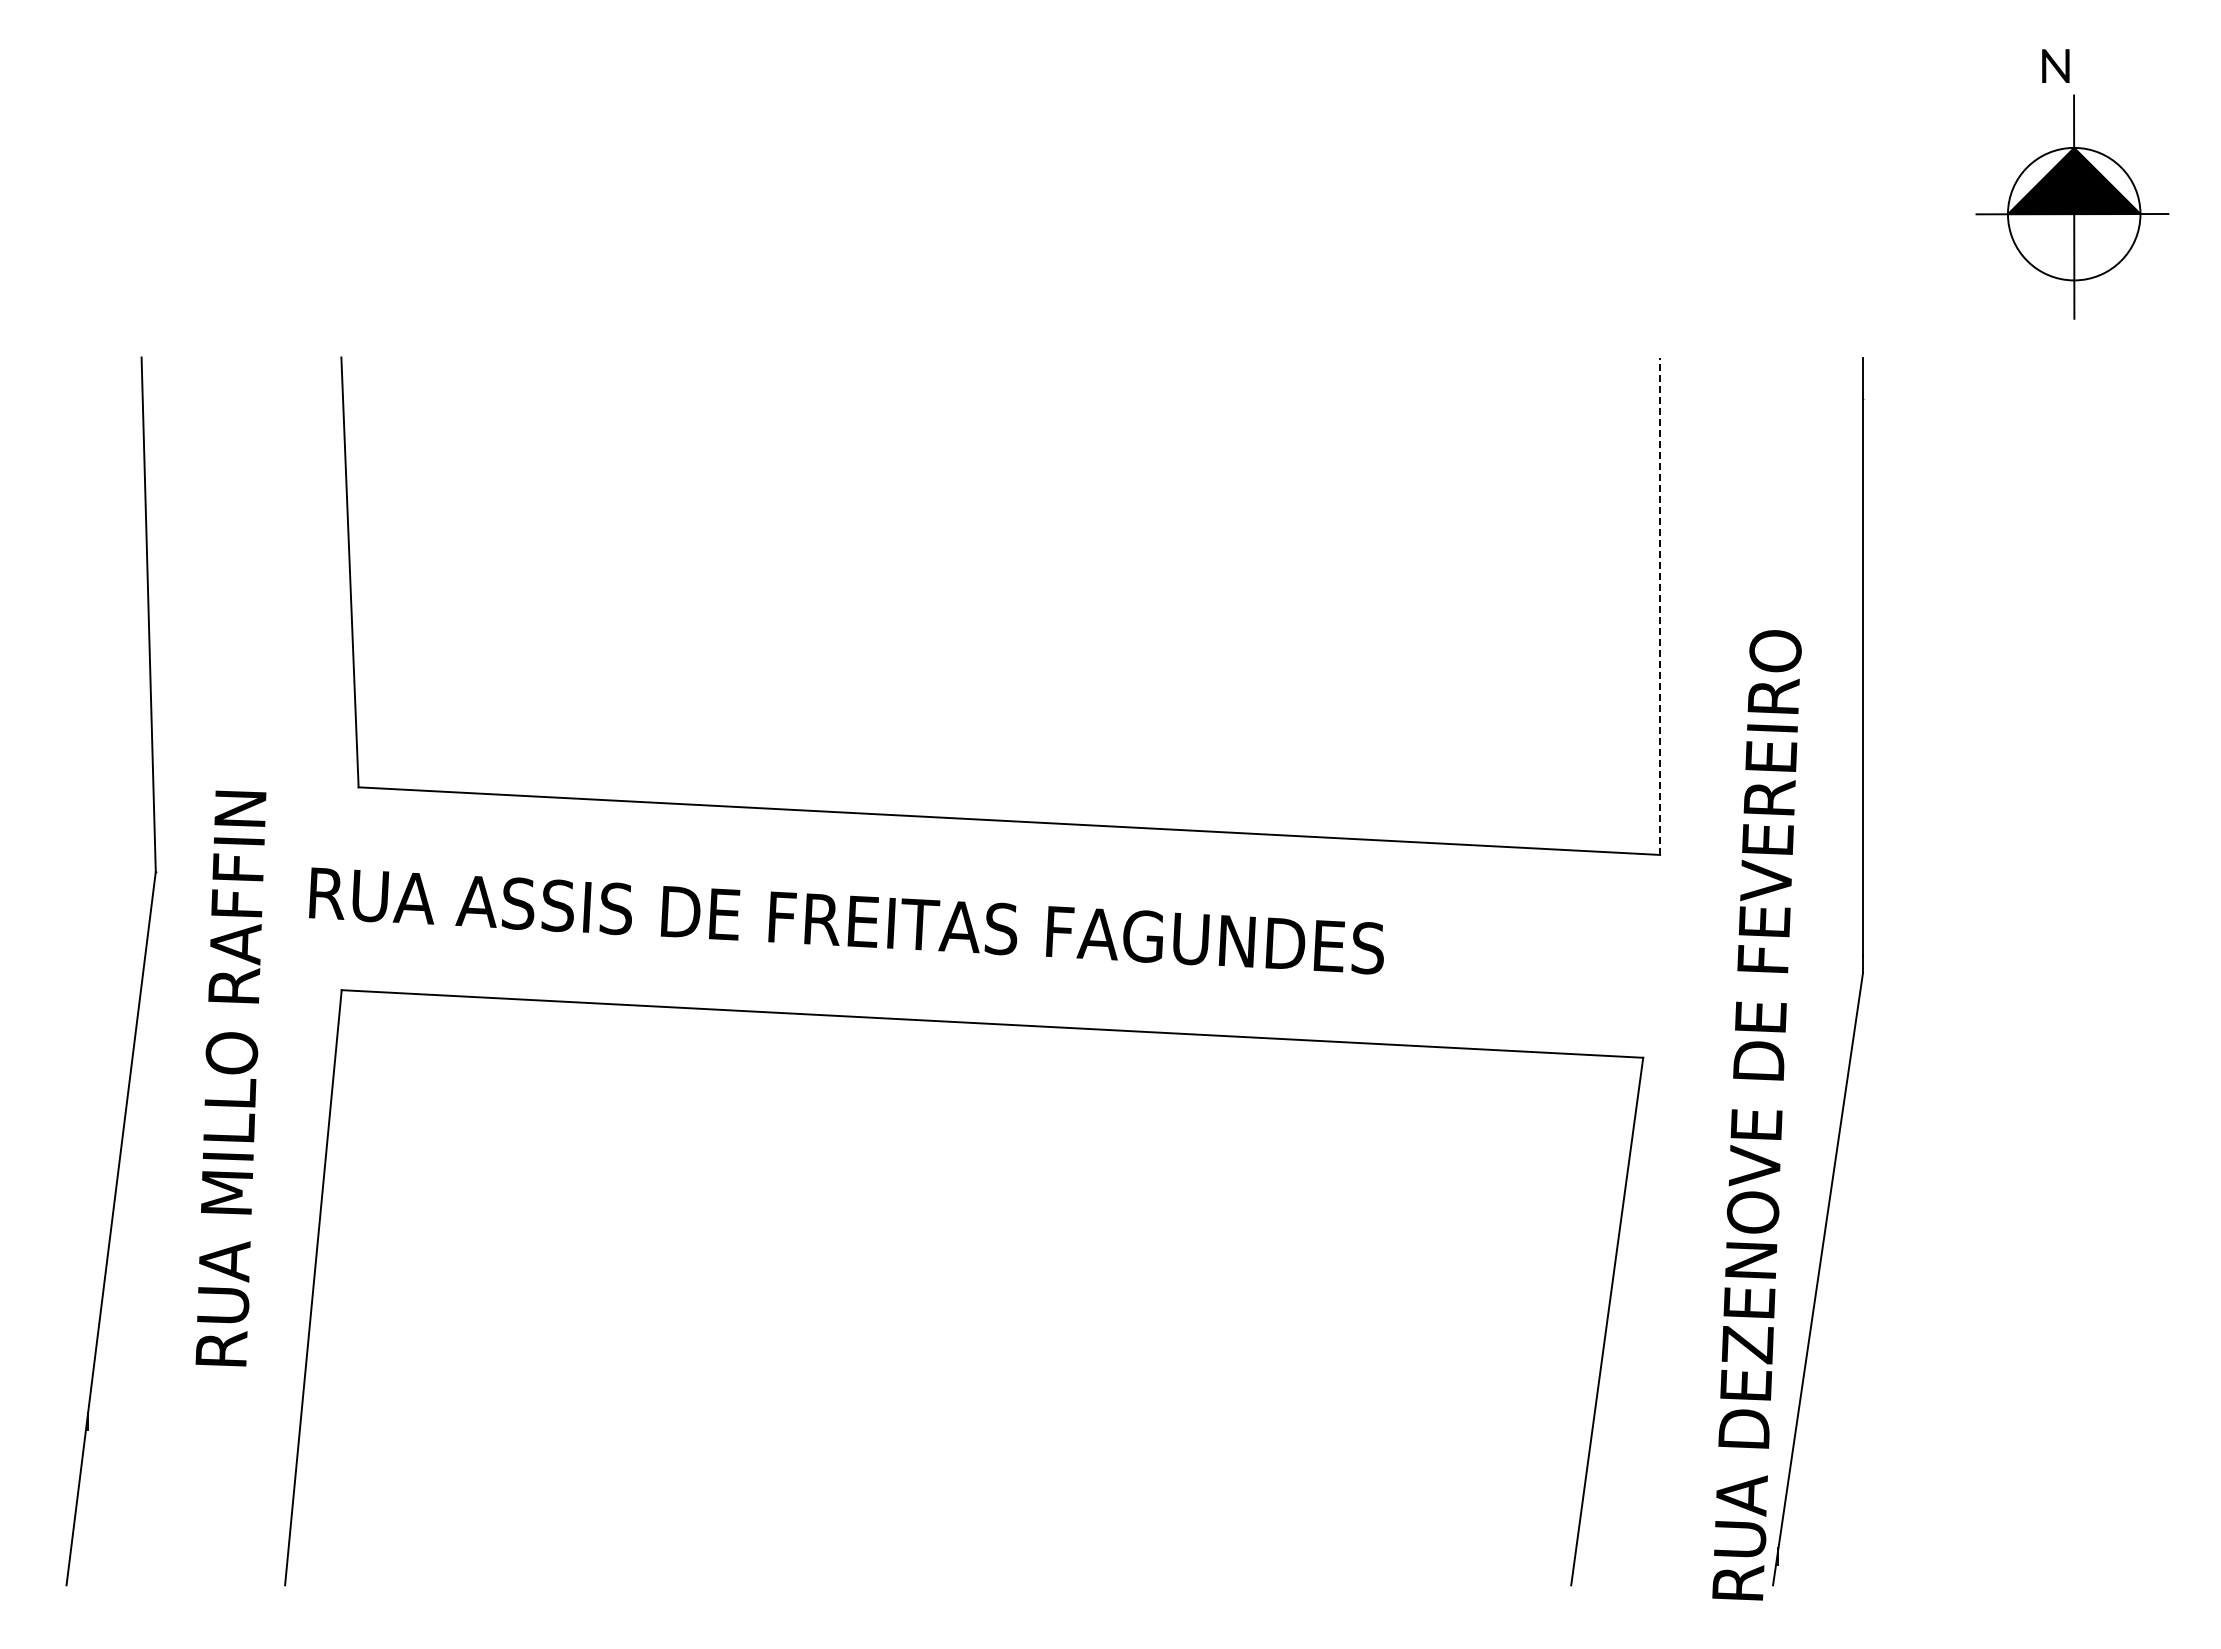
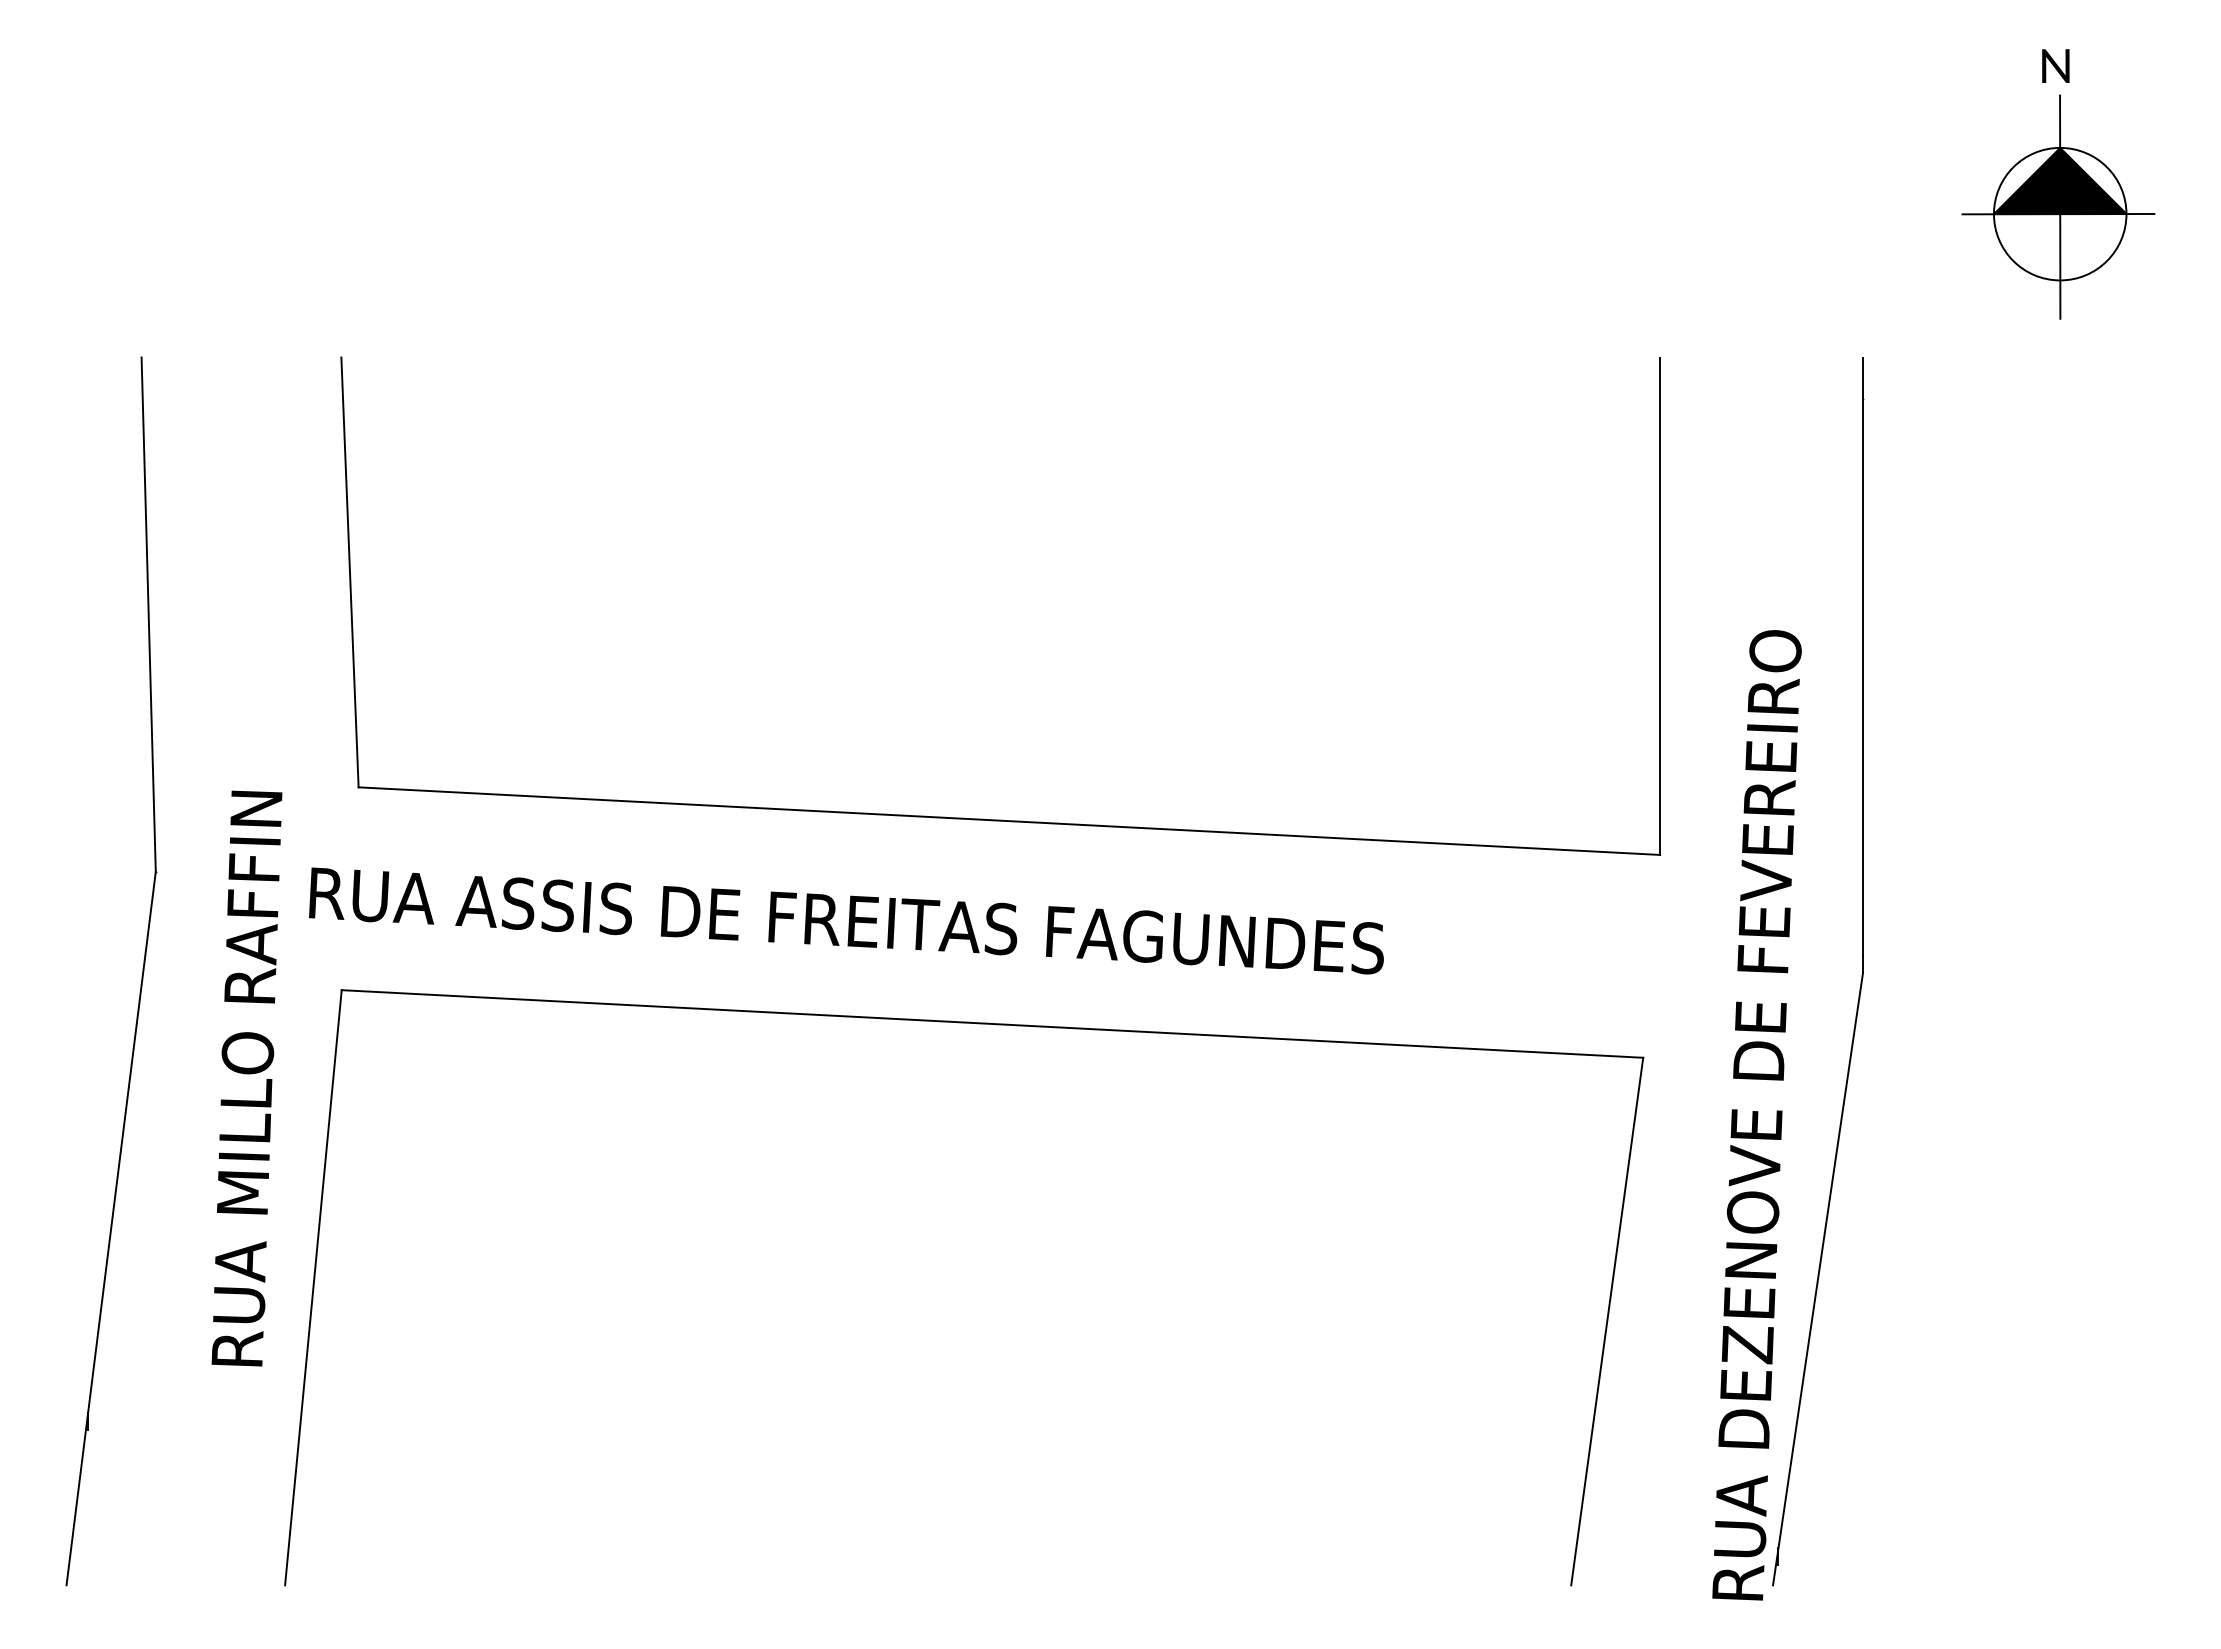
part position: (2072, 206) -> (2058, 206) (2058, 206)
line: dashed -> solid (1660, 606)
text position: (230, 1078) -> (246, 1078) (246, 1078)
